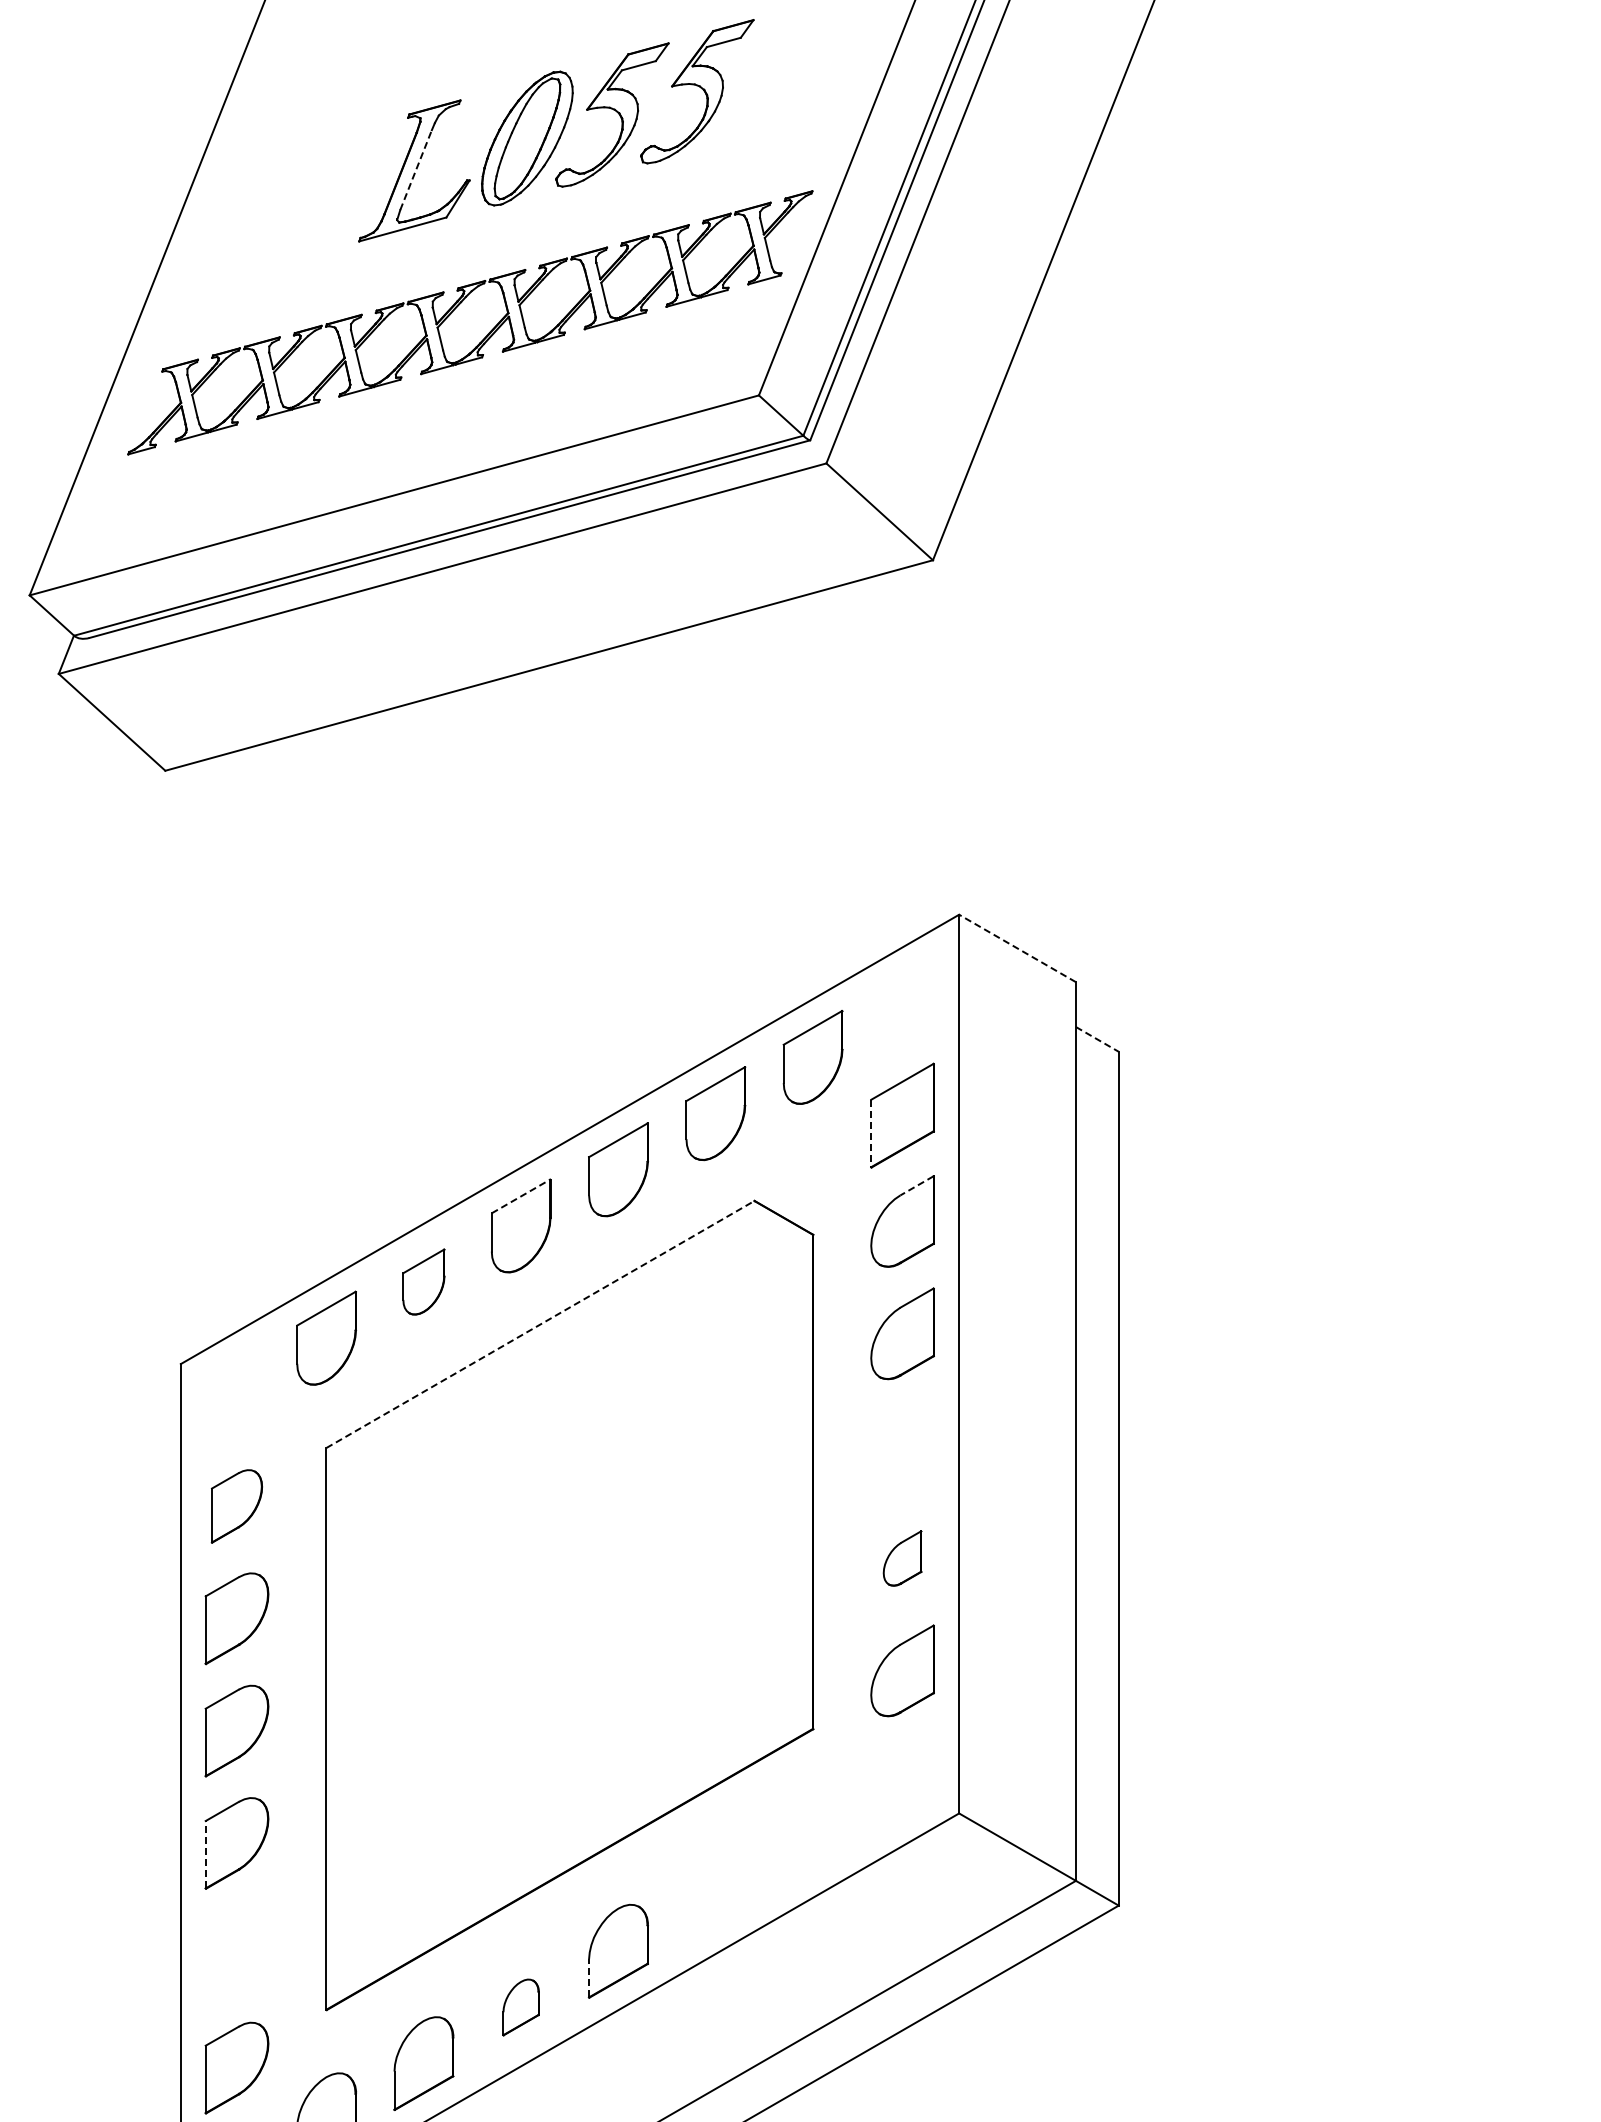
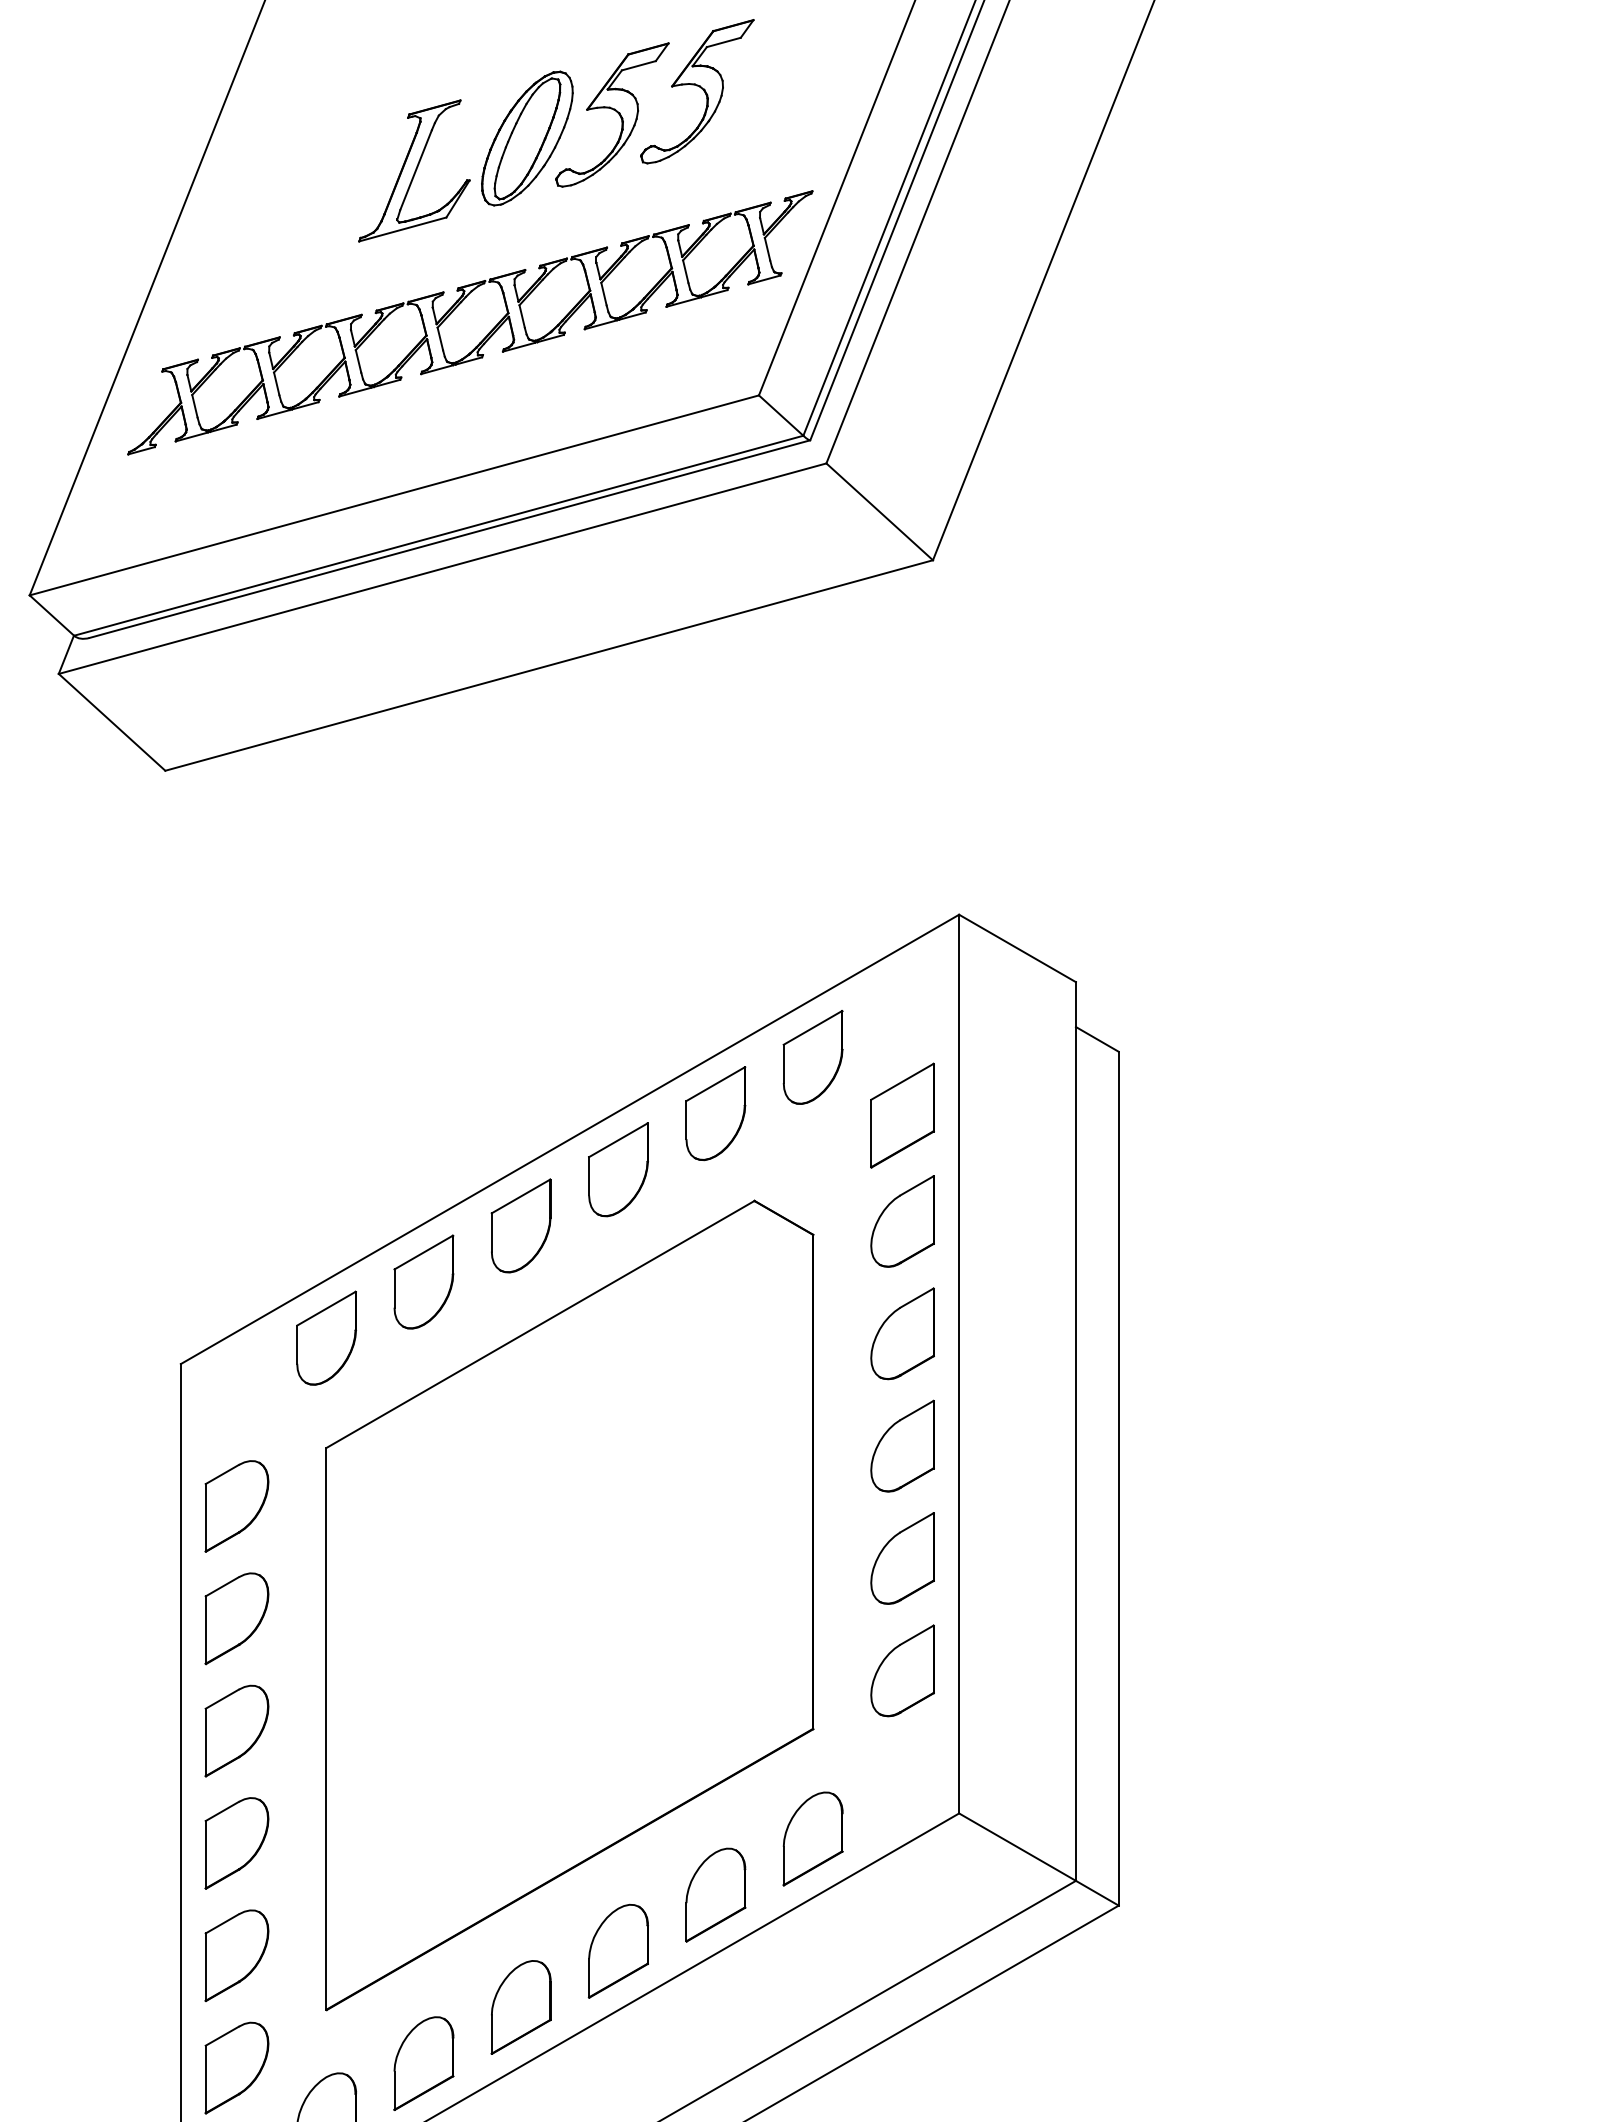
line: dashed -> solid (416, 170)
line: dashed -> solid (1017, 948)
line: dashed -> solid (1097, 1039)
line: dashed -> solid (871, 1133)
line: dashed -> solid (916, 1186)
line: dashed -> solid (521, 1196)
part size: 44x68 px -> 62x96 px (423, 1281)
line: dashed -> solid (540, 1324)
part: none -> present (902, 1445)
part size: 53x75 px -> 66x93 px (236, 1506)
part size: 41x57 px -> 65x93 px (902, 1558)
part: none -> present (812, 1838)
line: dashed -> solid (205, 1854)
part: none -> present (715, 1894)
part: none -> present (236, 1955)
line: dashed -> solid (589, 1977)
part size: 38x59 px -> 62x95 px (520, 2007)
